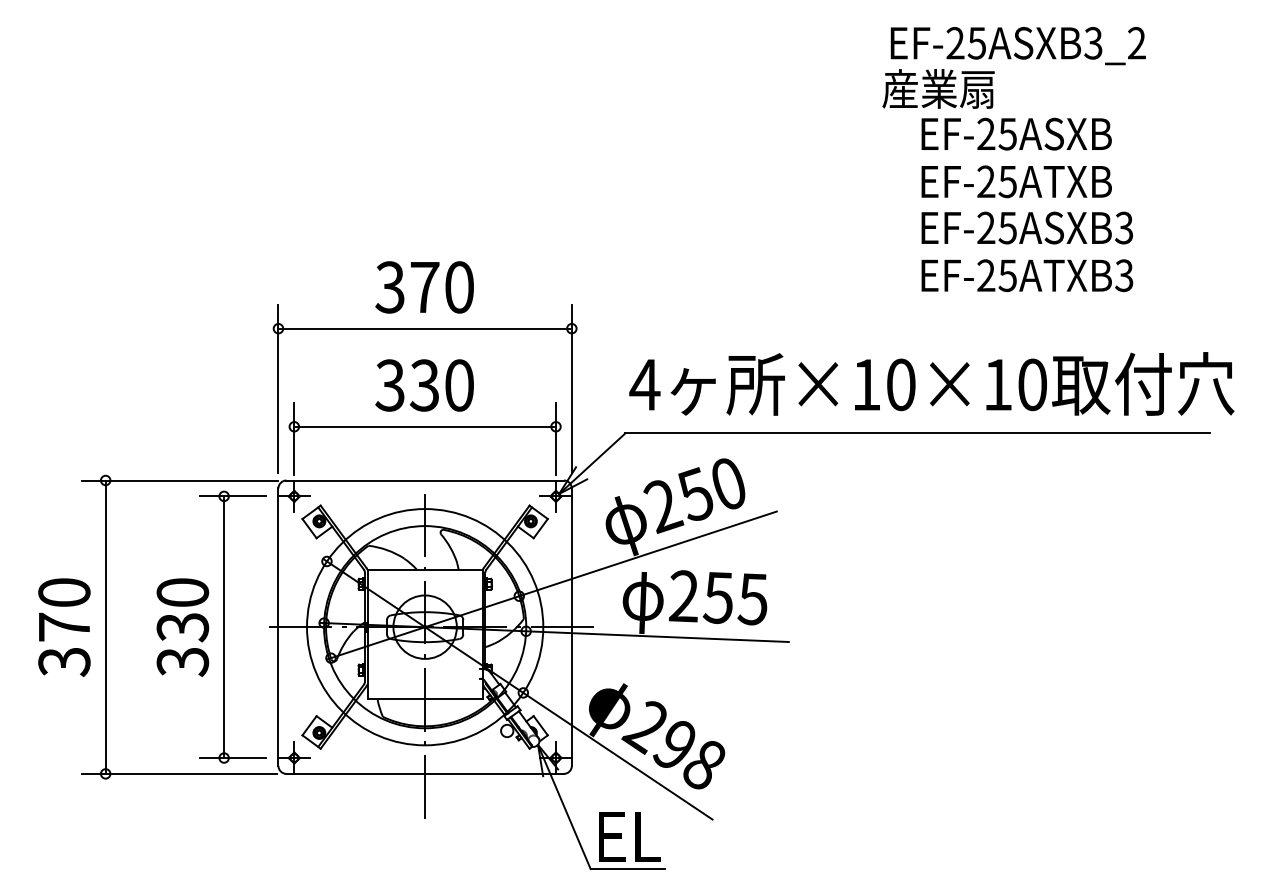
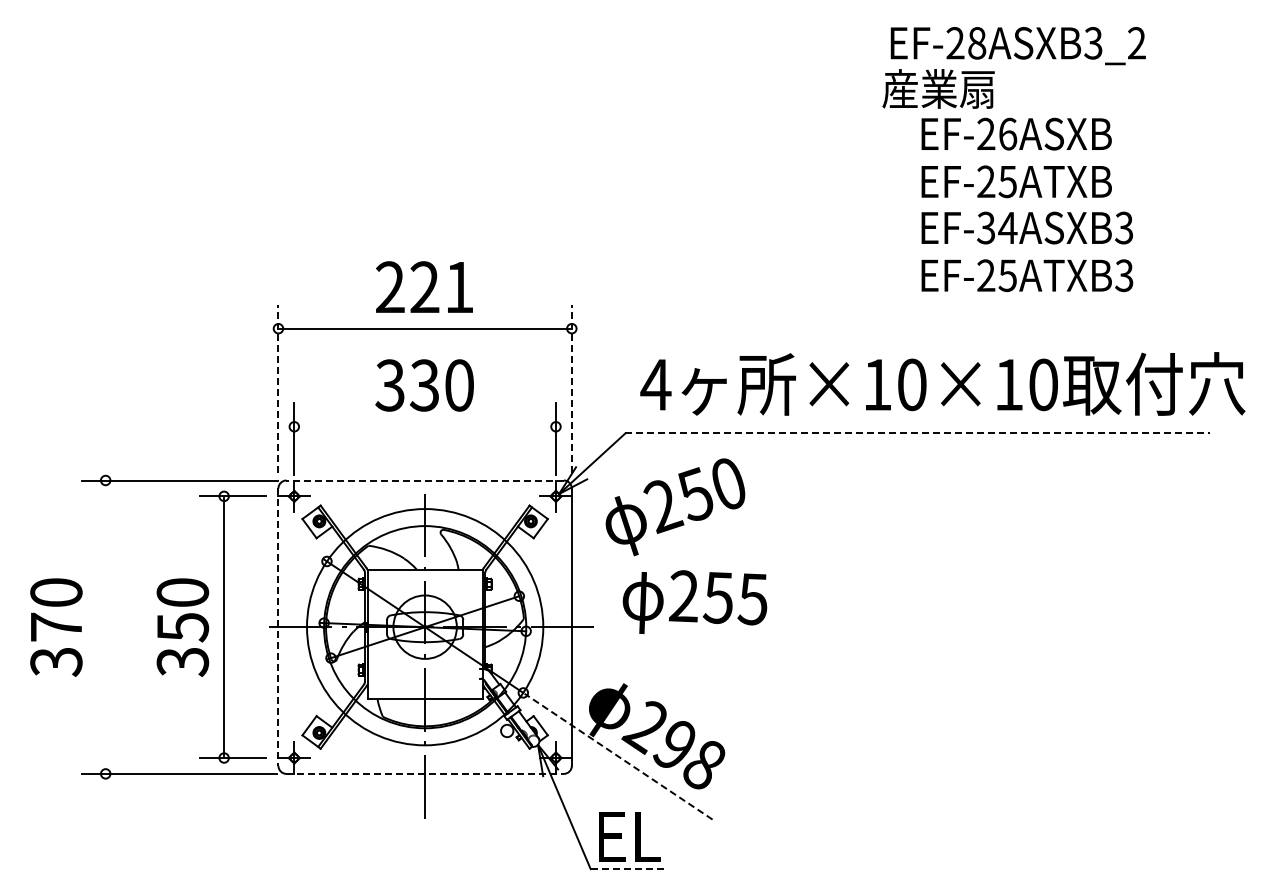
text: EF-25ASXB3_2 -> EF-28ASXB3_2 (976, 43)
text: EF-25ASXB -> EF-26ASXB (1007, 133)
text: EF-25ASXB3 -> EF-34ASXB3 (997, 228)
text: 370 -> 221 (424, 287)
text position: (931, 383) -> (942, 383) (942, 383)
line: solid -> dashed (278, 388)
line: solid -> dashed (571, 388)
line: present -> none (424, 426)
line: solid -> dashed (918, 433)
line: solid -> dashed (425, 480)
line: present -> none (648, 553)
text position: (64, 627) -> (56, 627) (56, 627)
line: present -> none (105, 627)
text: 330 -> 350 (182, 627)
line: solid -> dashed (278, 627)
line: present -> none (657, 636)
line: solid -> dashed (618, 756)
line: solid -> dashed (425, 773)
line: solid -> dashed (627, 869)
